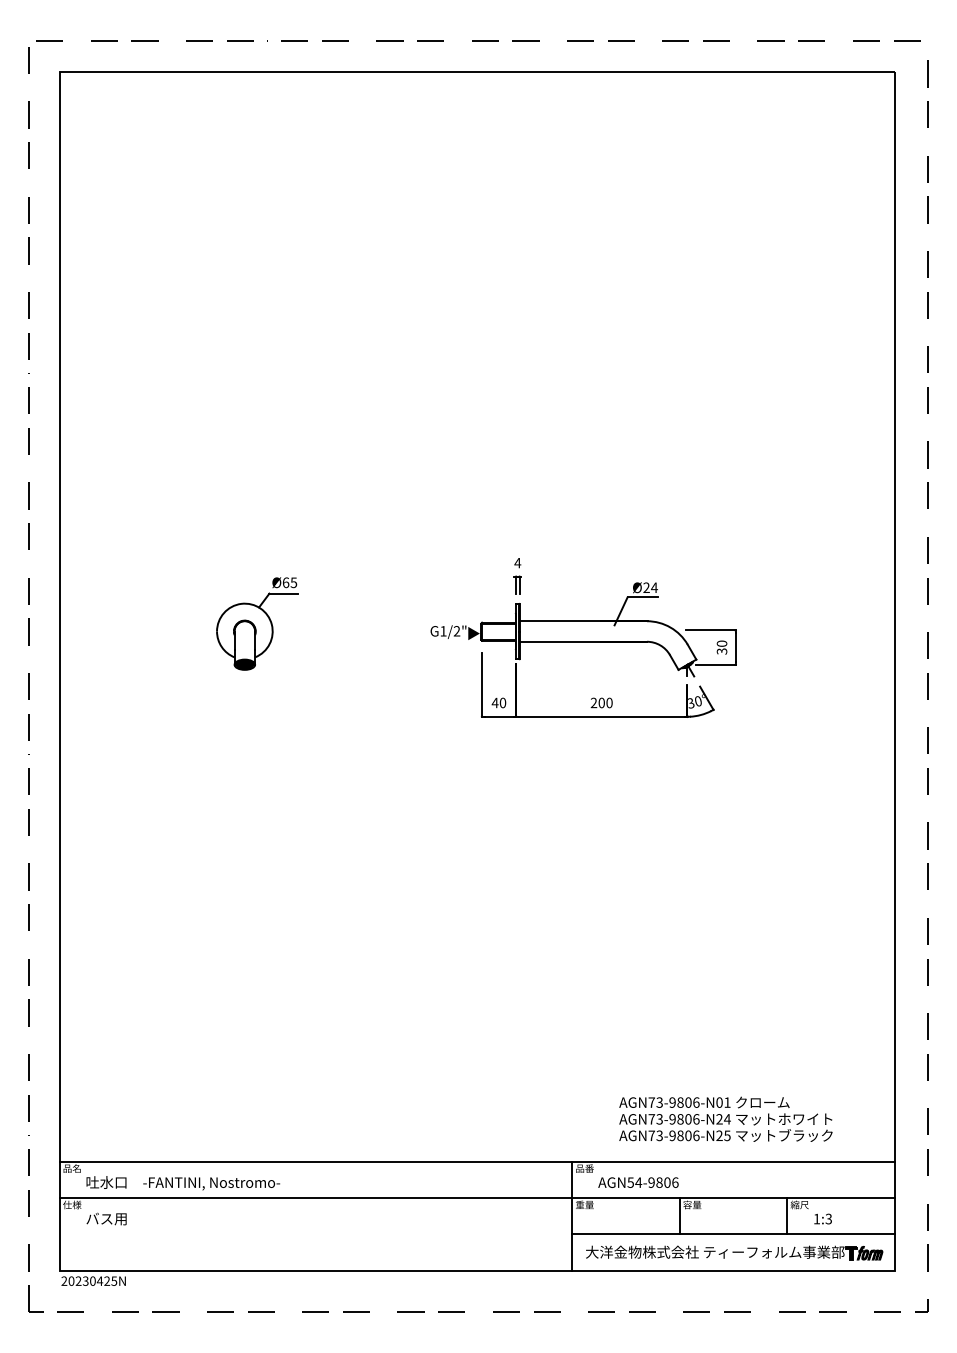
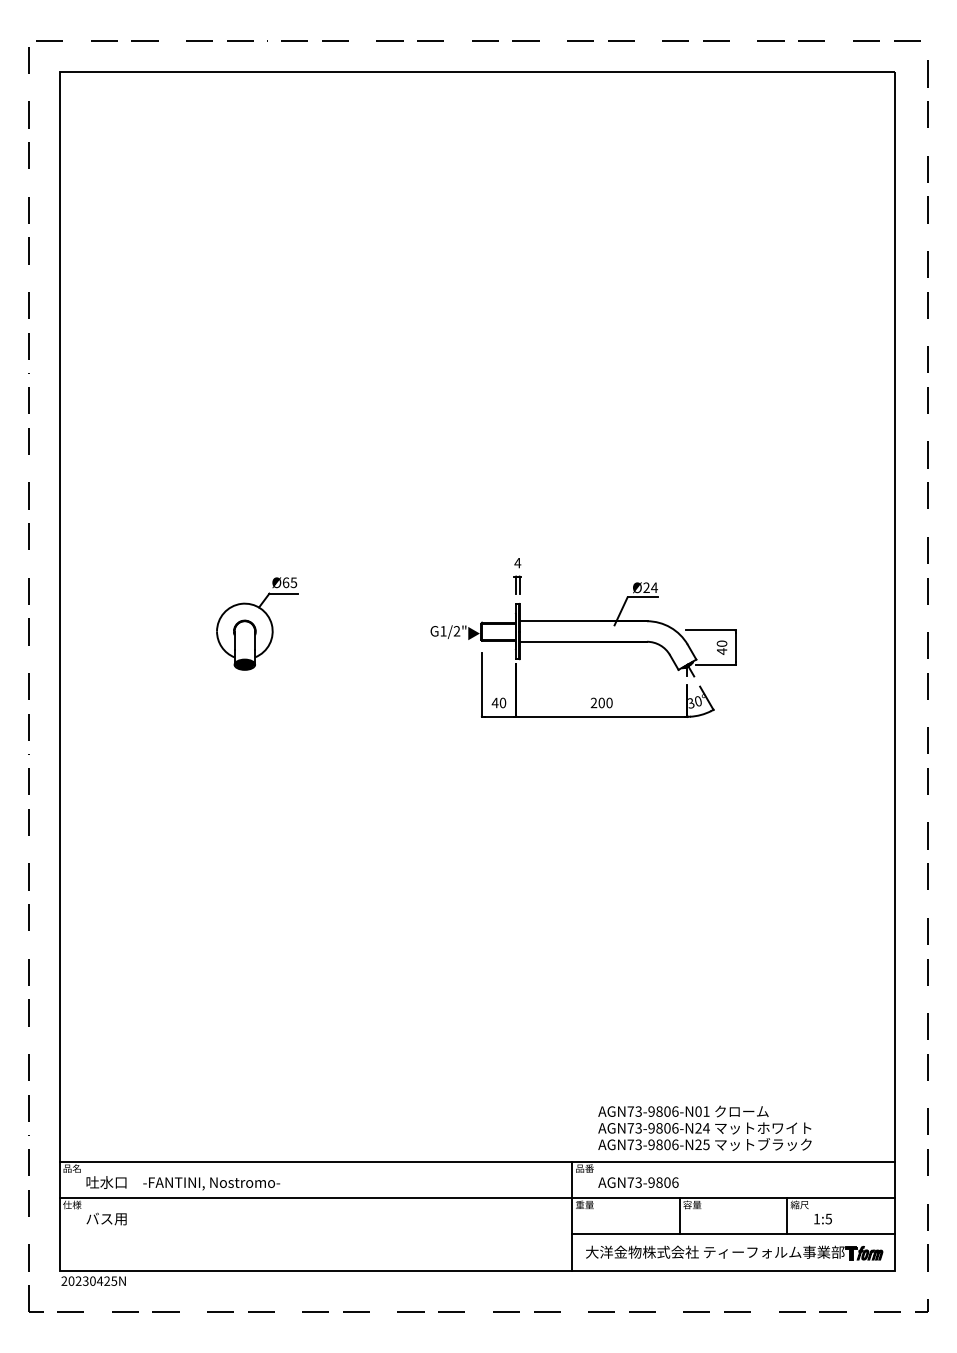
text: 30 -> 40 (721, 651)
text position: (725, 1118) -> (704, 1127) (704, 1127)
text: AGN54-9806 -> AGN73-9806 (634, 1182)
text: 1:3 -> 1:5 (828, 1218)
